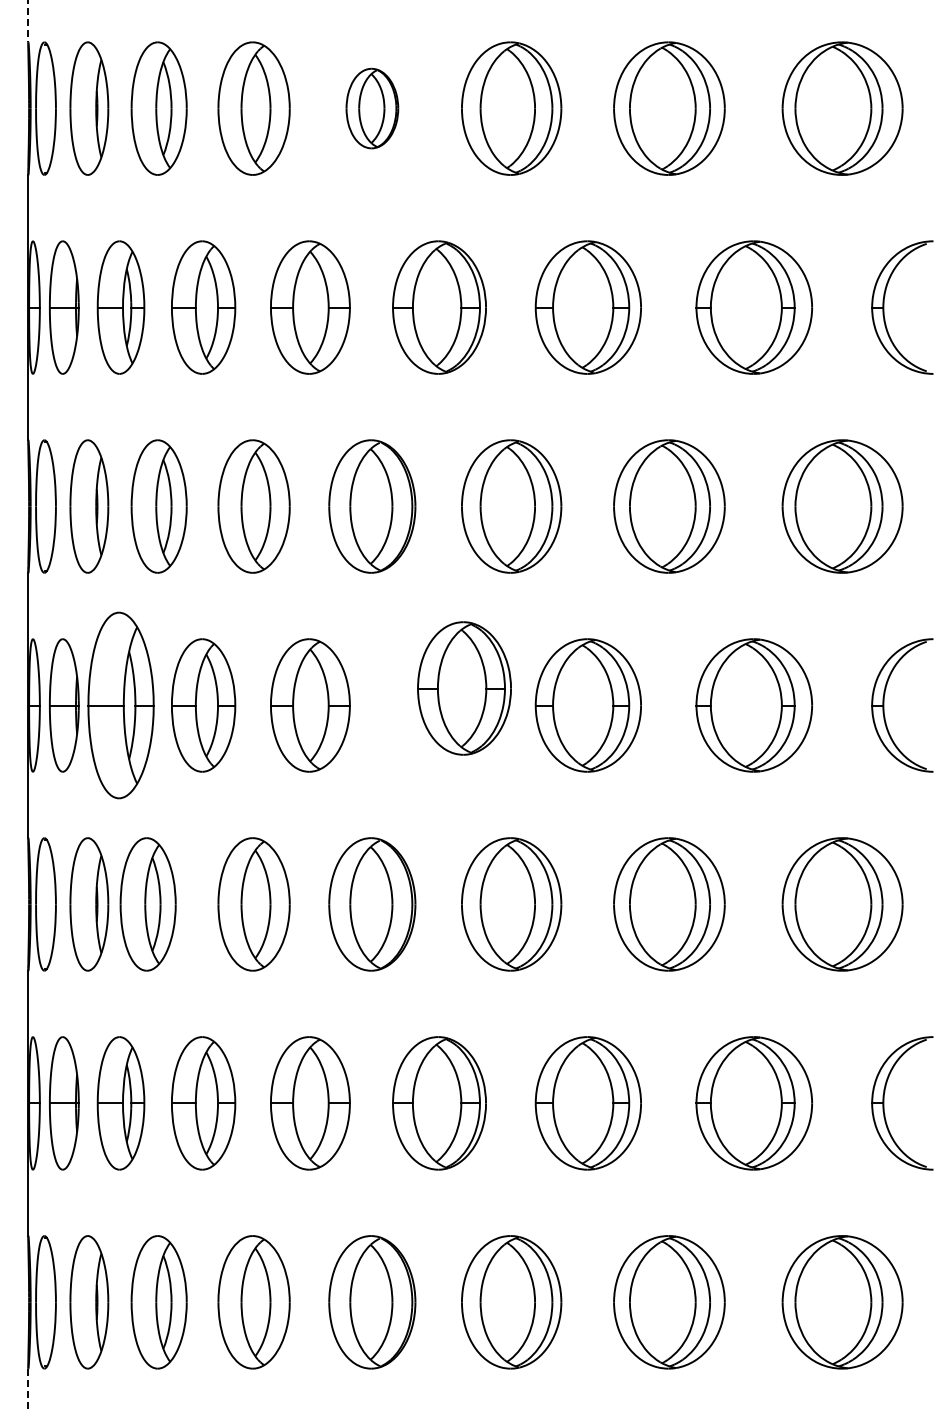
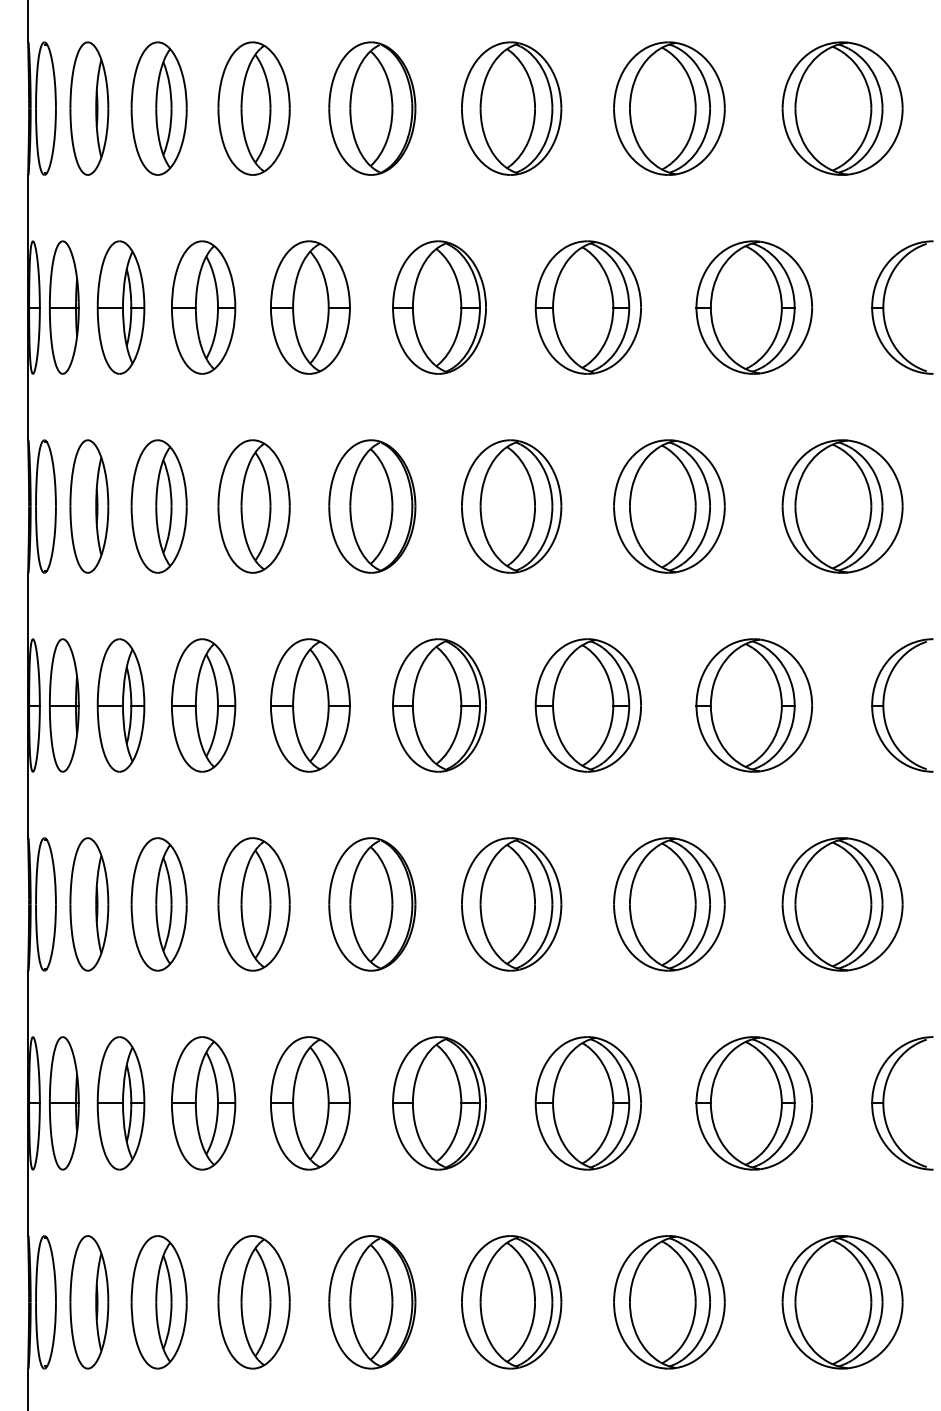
line: dashed -> solid (28, 21)
part size: 55x83 px -> 89x135 px (372, 108)
part position: (464, 688) -> (439, 705) (439, 705)
part size: 68x189 px -> 50x135 px (120, 705)
part position: (147, 904) -> (158, 904) (158, 904)
line: dashed -> solid (28, 1389)
